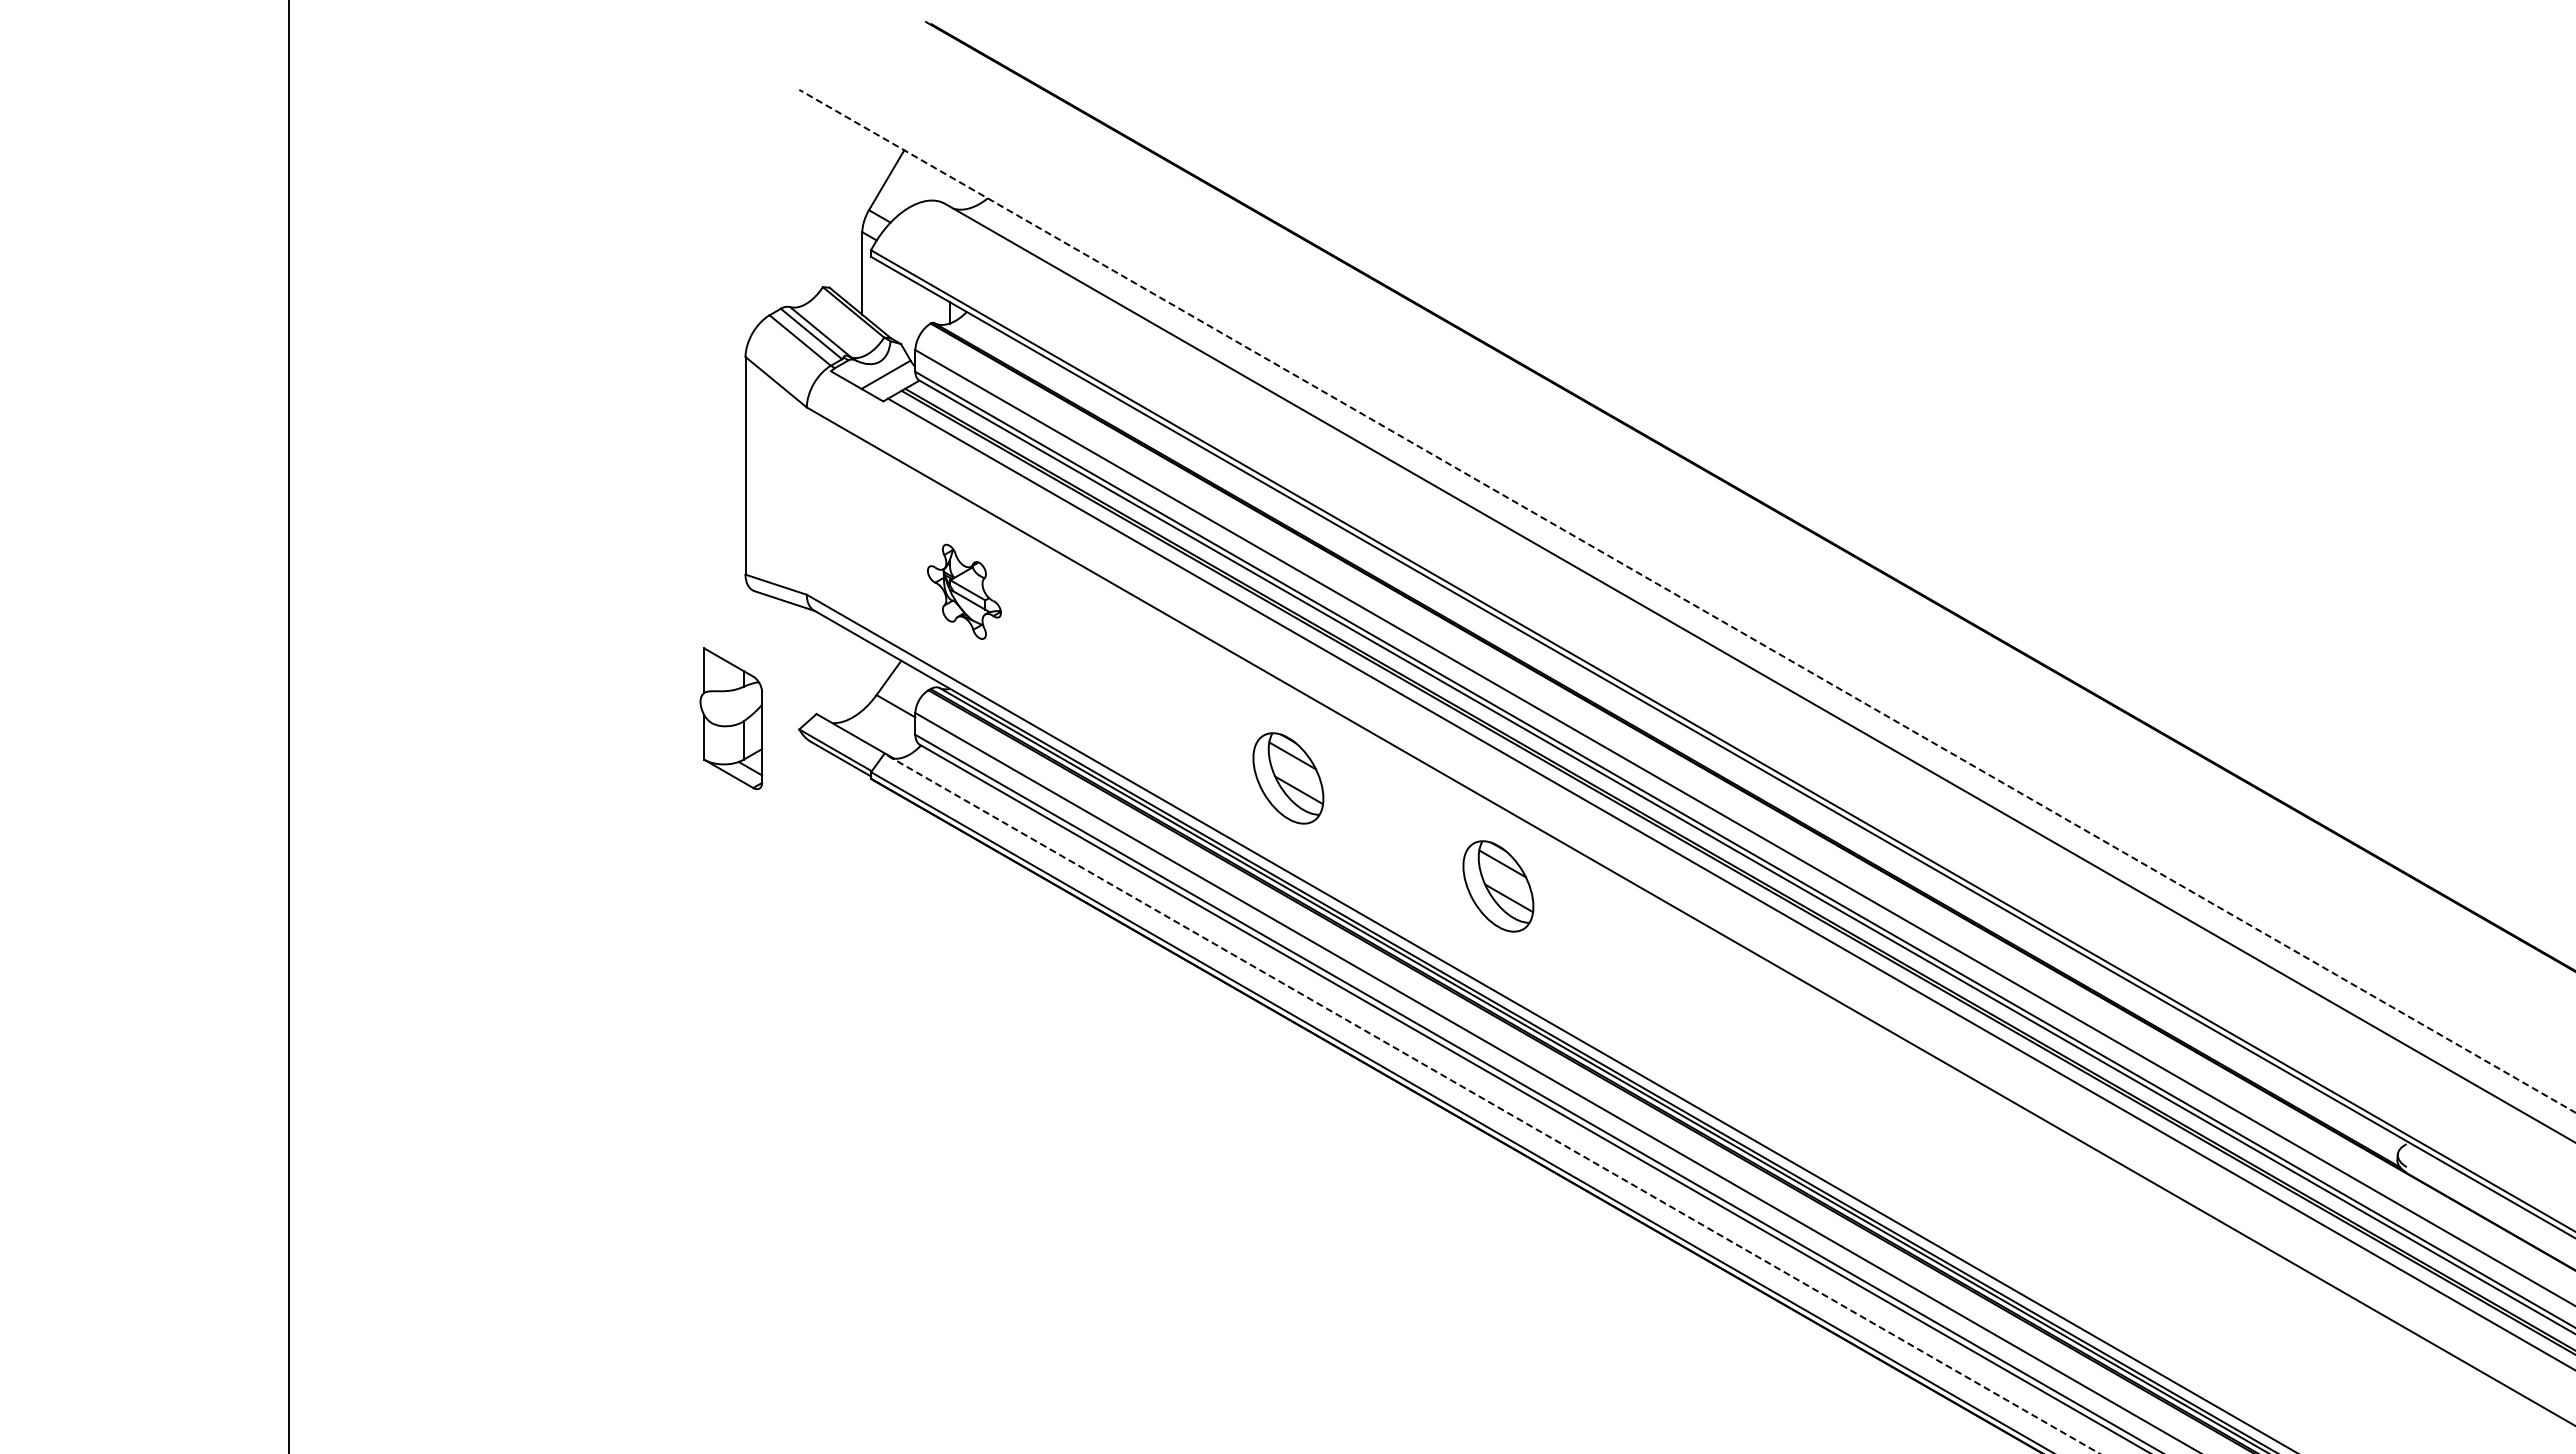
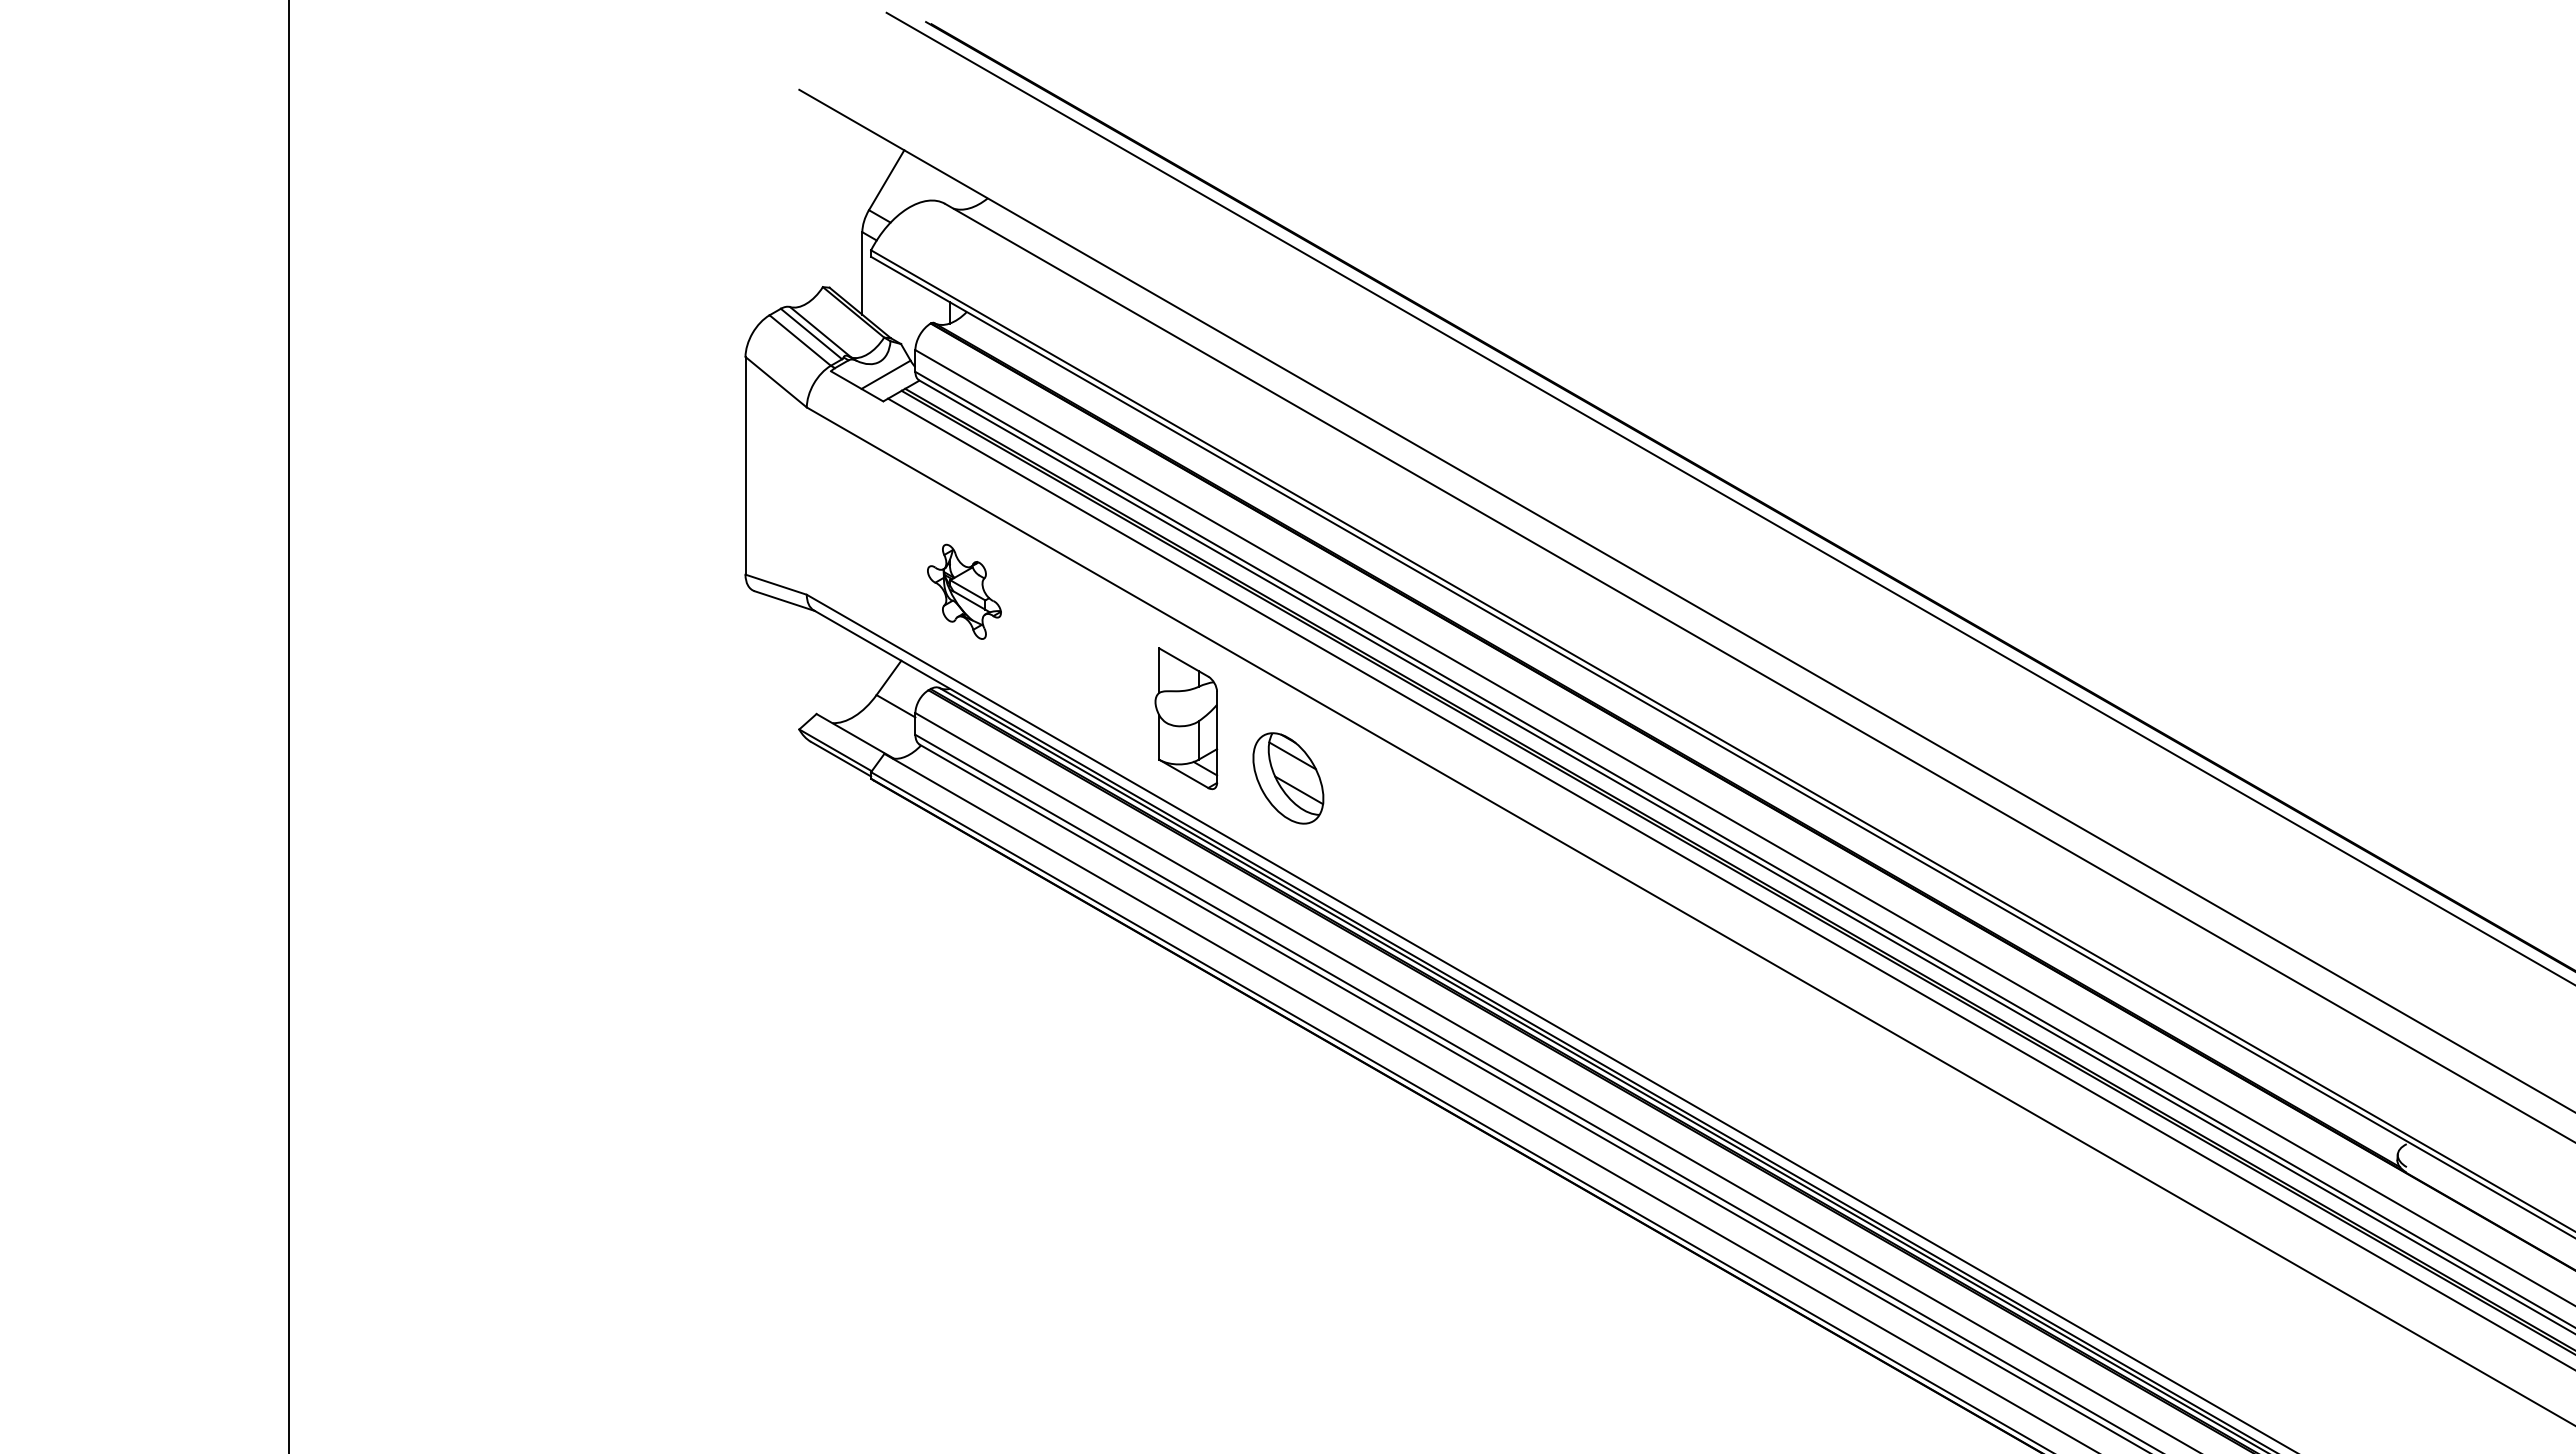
line: none -> present (1729, 497)
line: dashed -> solid (1686, 600)
part position: (731, 718) -> (1186, 718) (1186, 718)
part: present -> none (1498, 886)
line: dashed -> solid (1491, 1103)
